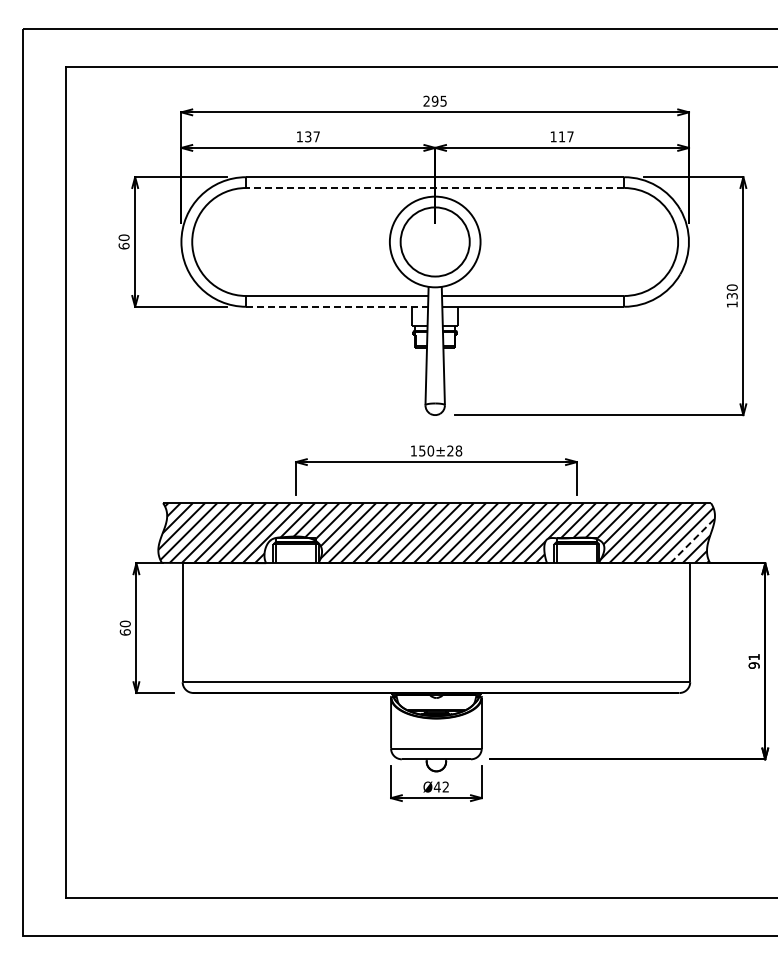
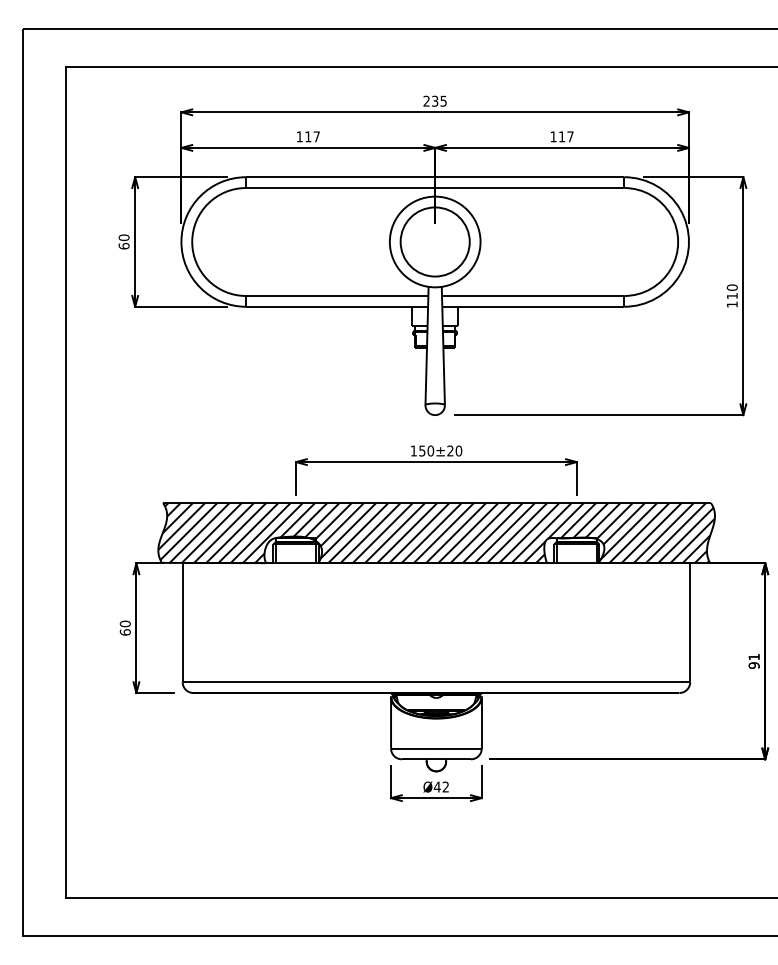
text: 295 -> 235 (434, 100)
text: 137 -> 117 (308, 136)
line: dashed -> solid (435, 188)
text: 130 -> 110 (731, 296)
line: dashed -> solid (337, 306)
text: 150±28 -> 150±20 (458, 450)
line: dashed -> solid (692, 540)
